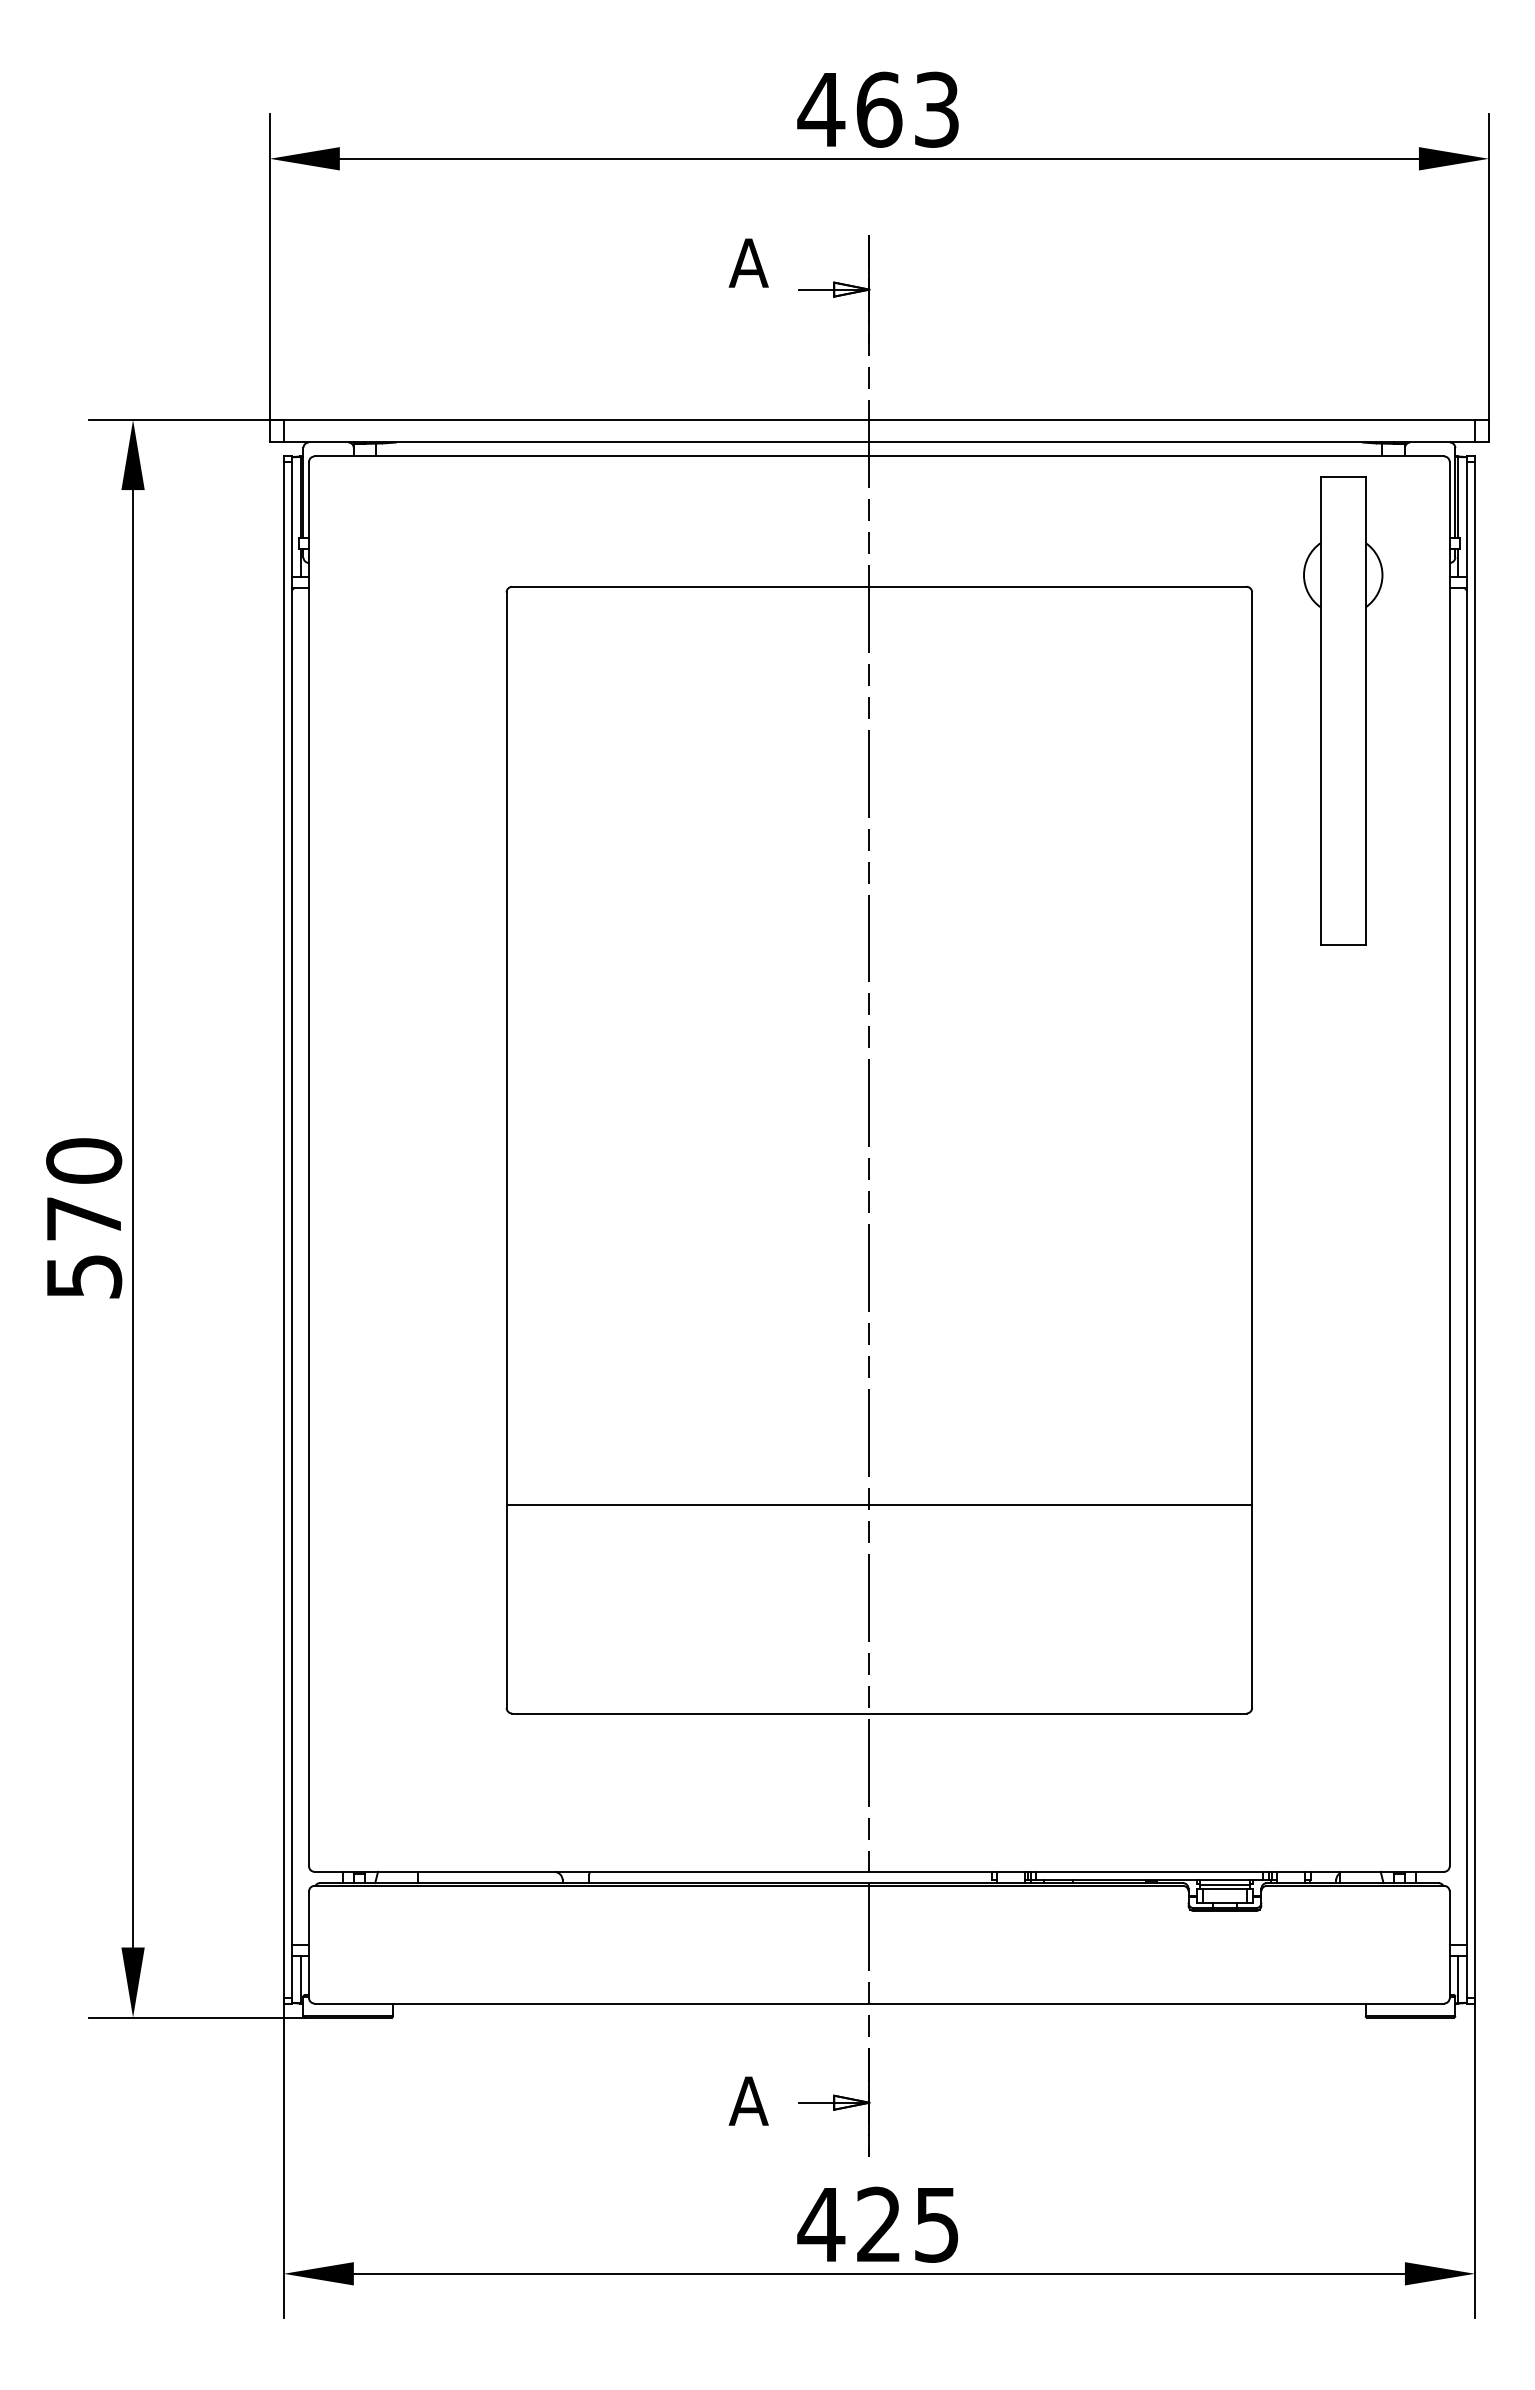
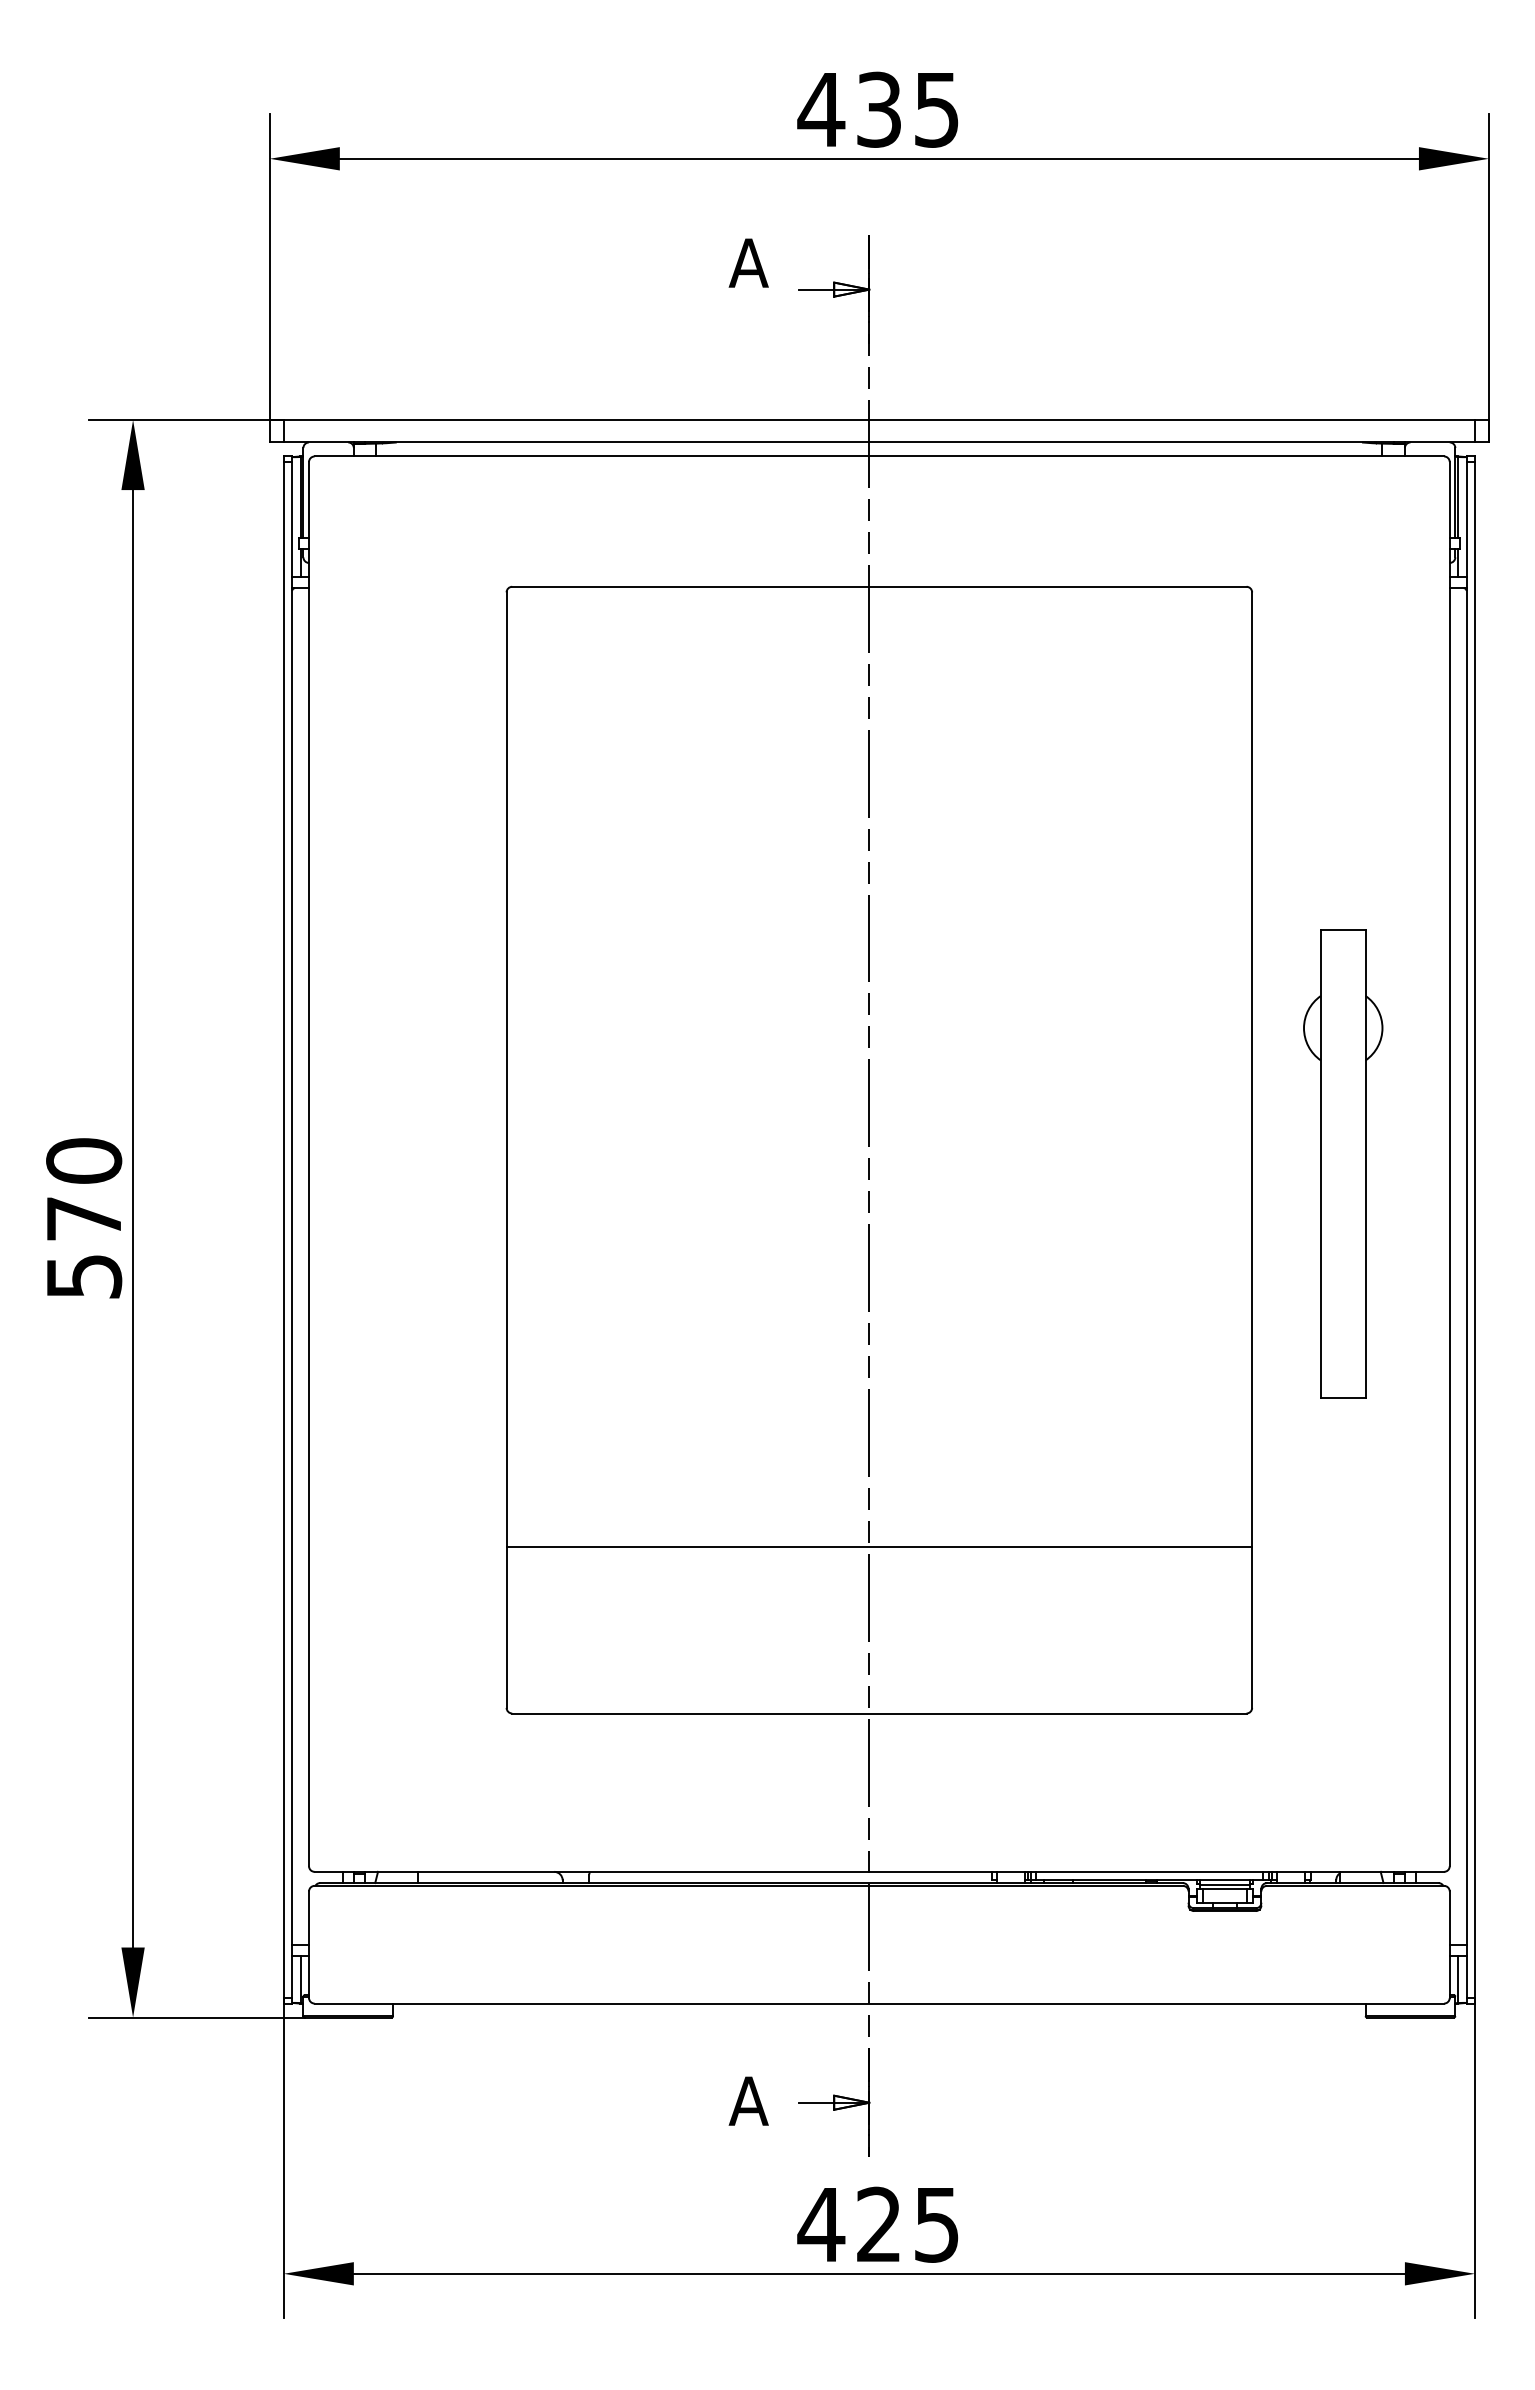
text: 463 -> 435 (907, 109)
part position: (1343, 710) -> (1343, 1163) (1343, 1163)
line position: (879, 1504) -> (879, 1546) (879, 1546)
